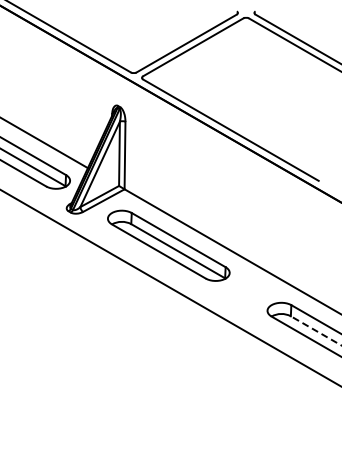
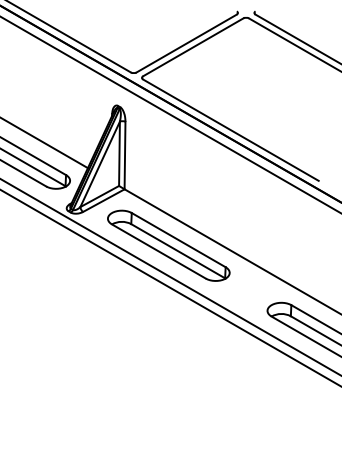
line: none -> present (170, 115)
line: none -> present (170, 277)
line: dashed -> solid (315, 330)
